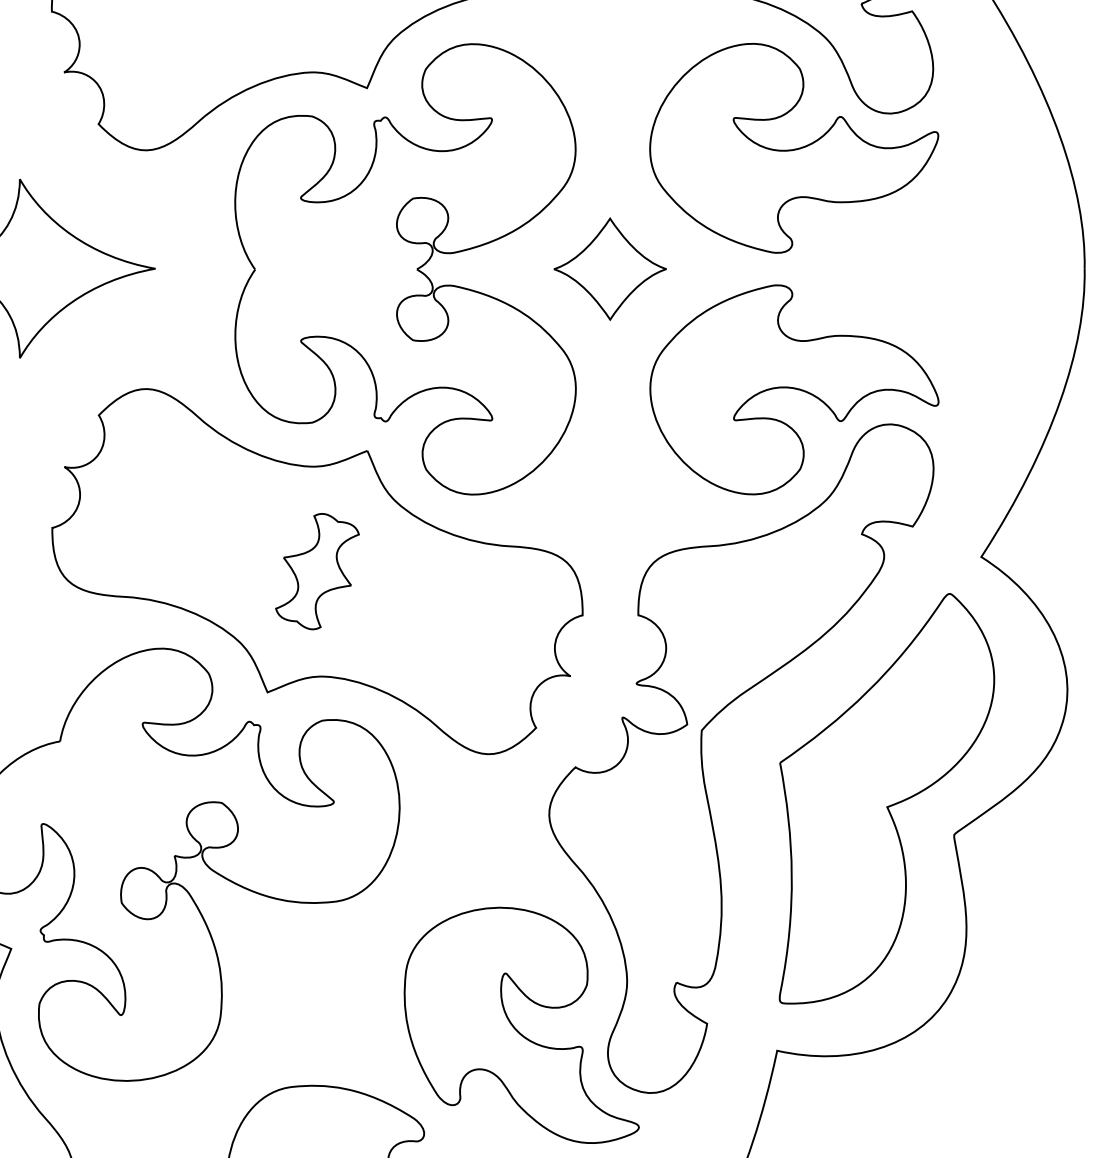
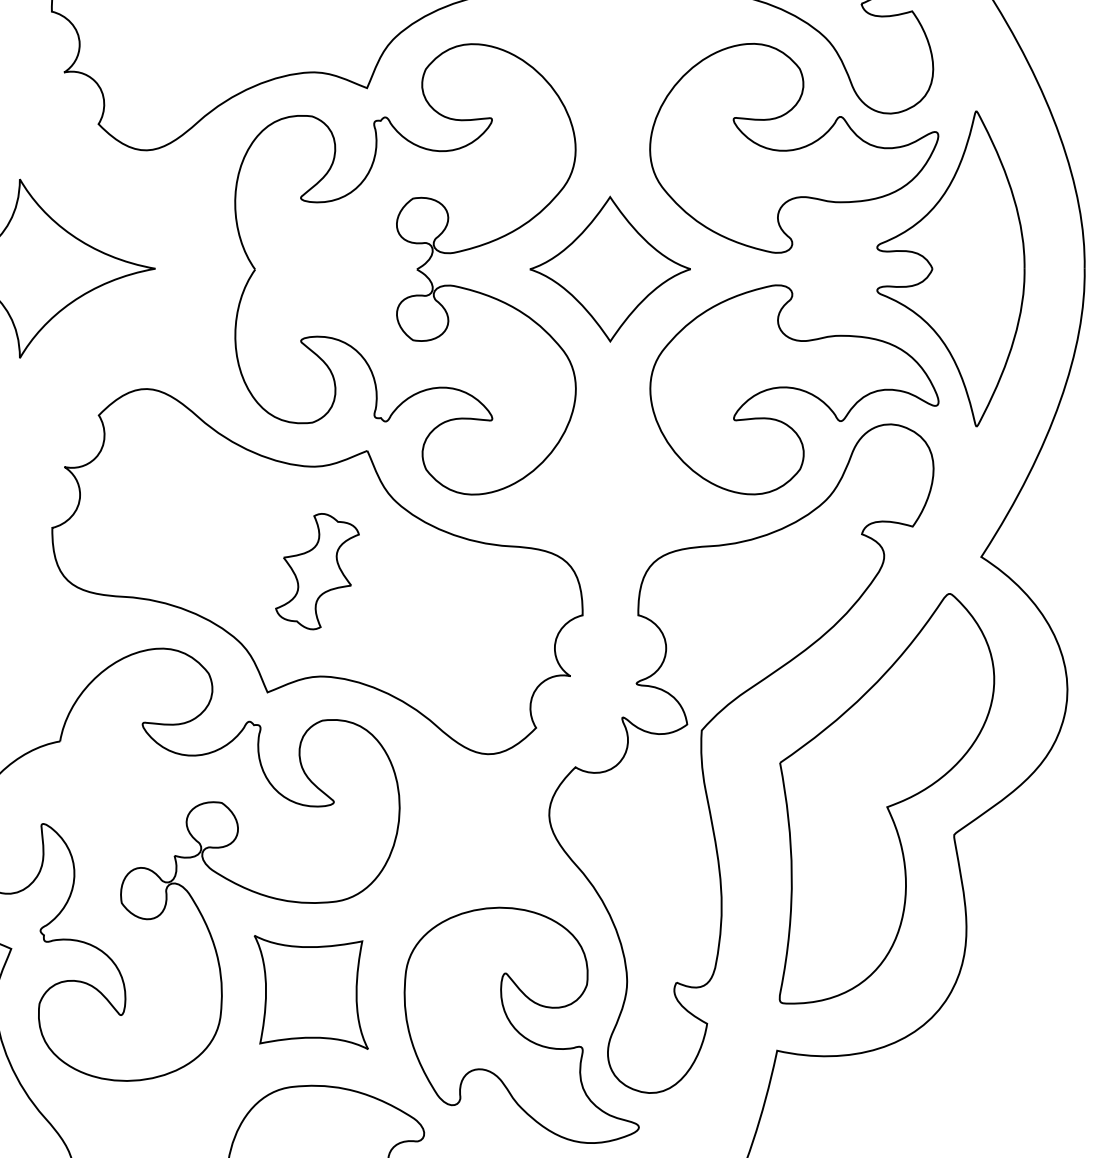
part size: 114x104 px -> 162x148 px (609, 268)
part: none -> present (950, 268)
part: none -> present (310, 992)
